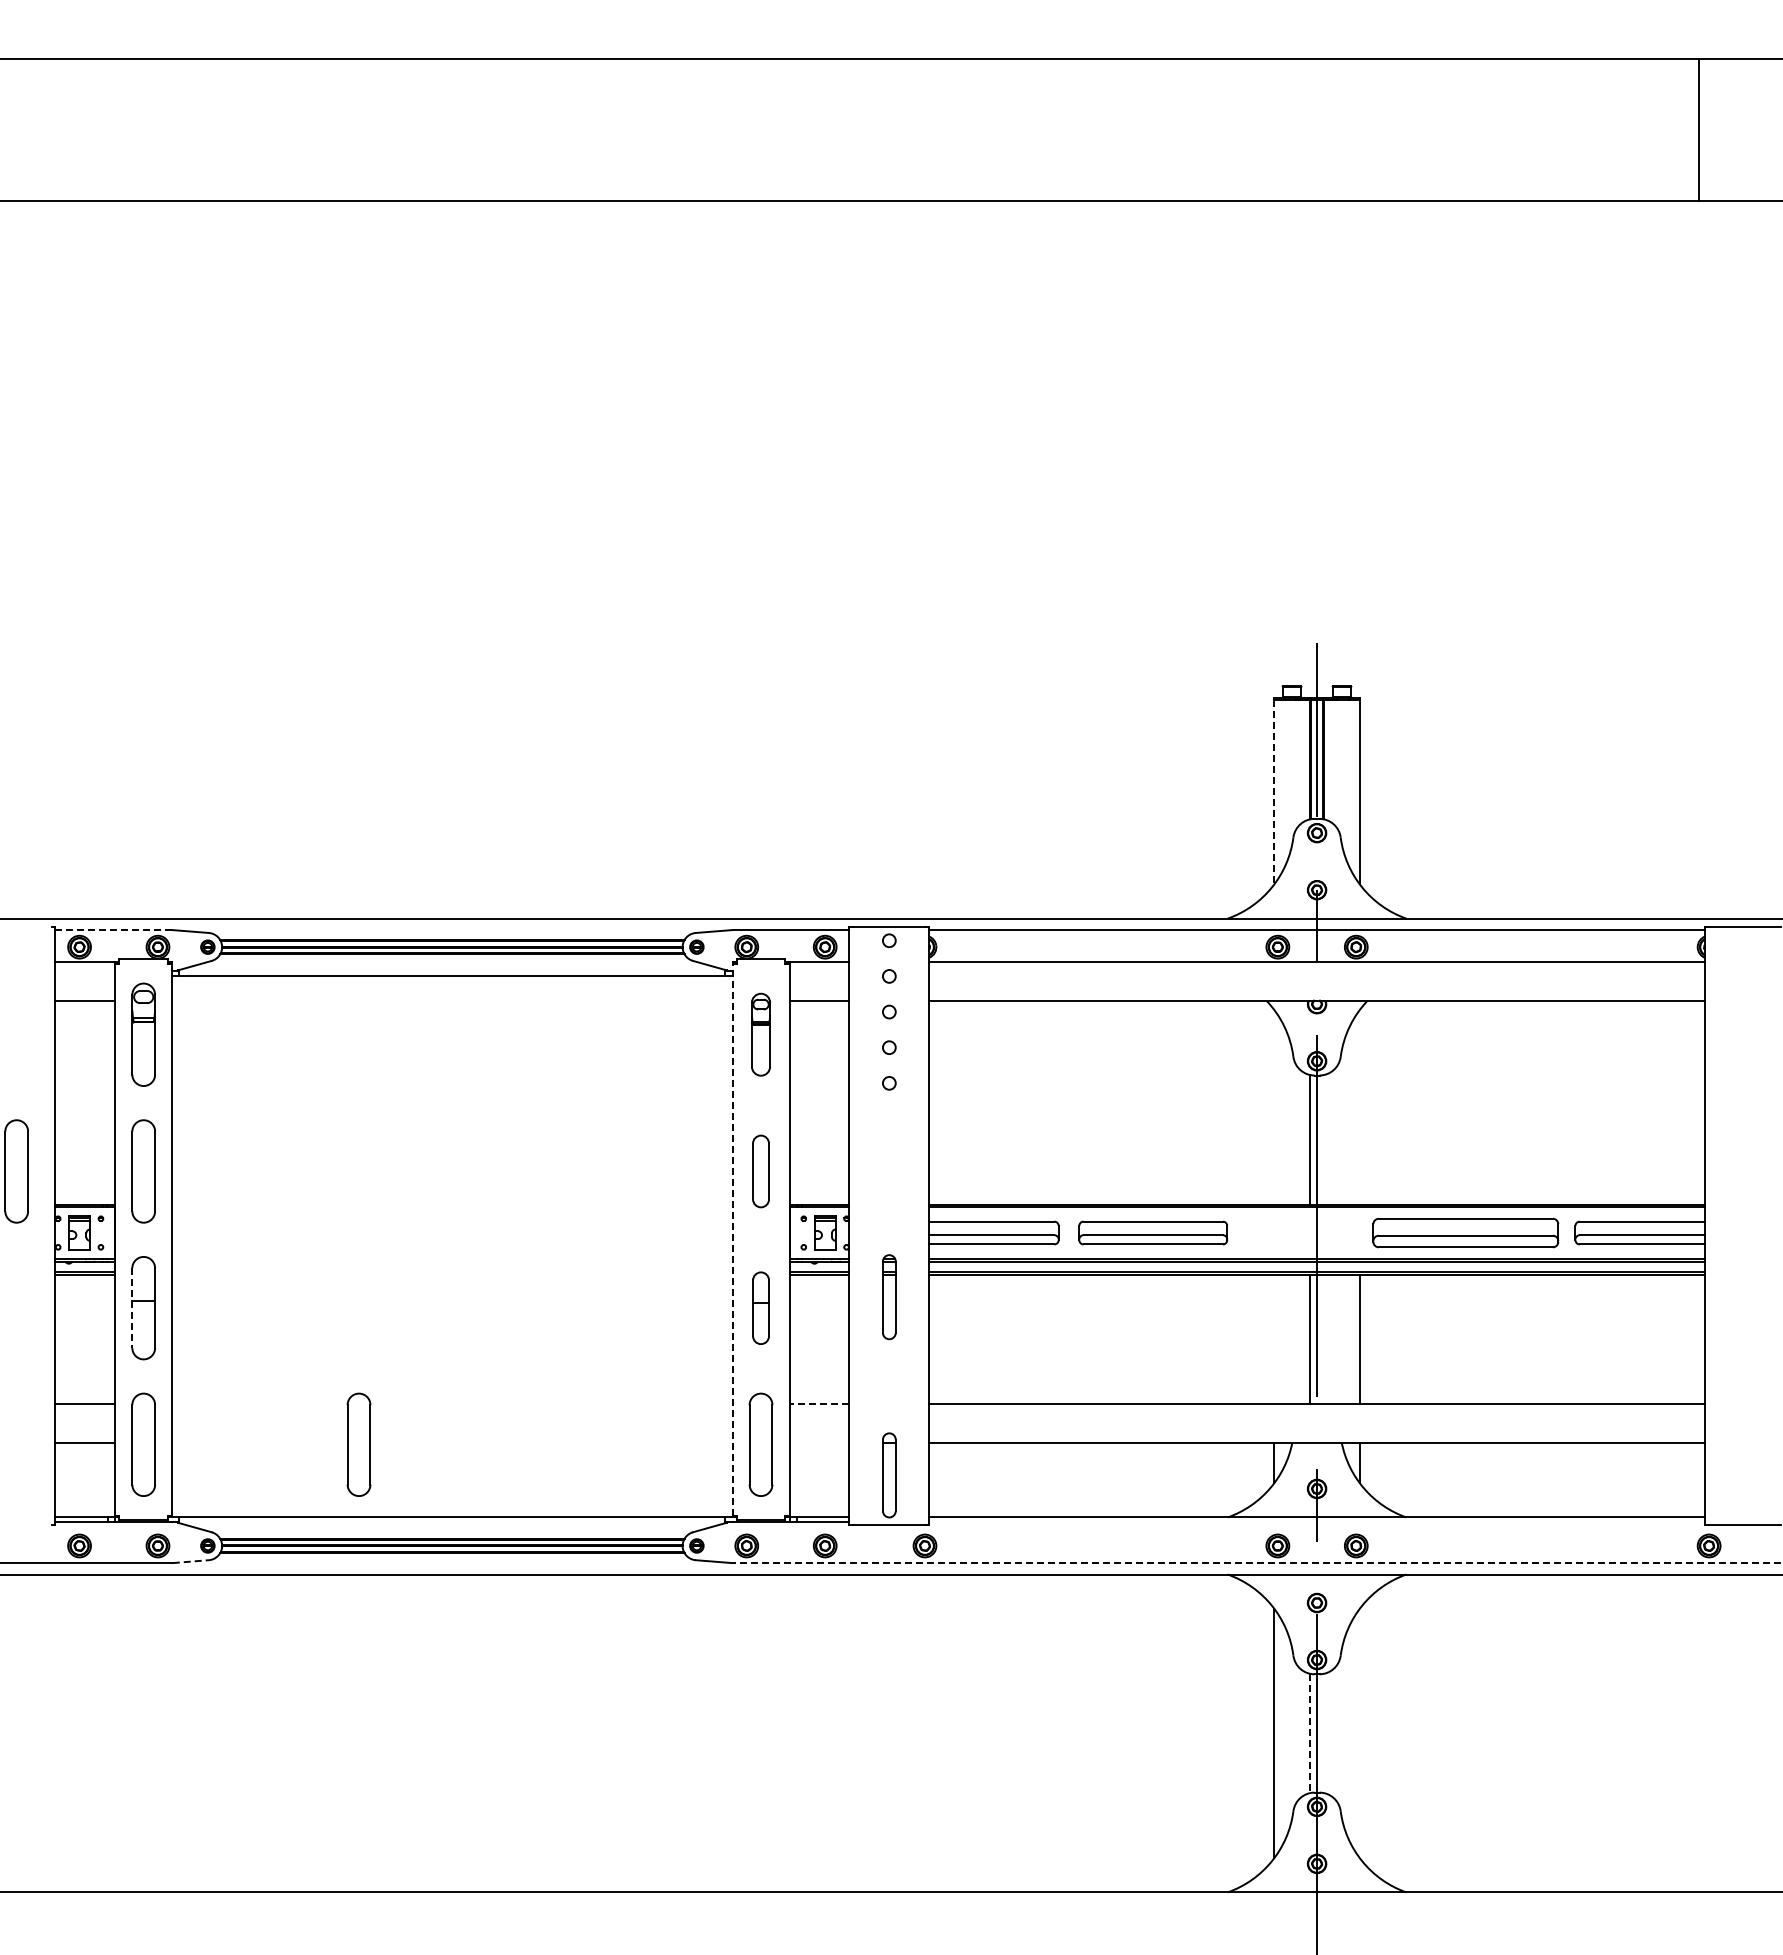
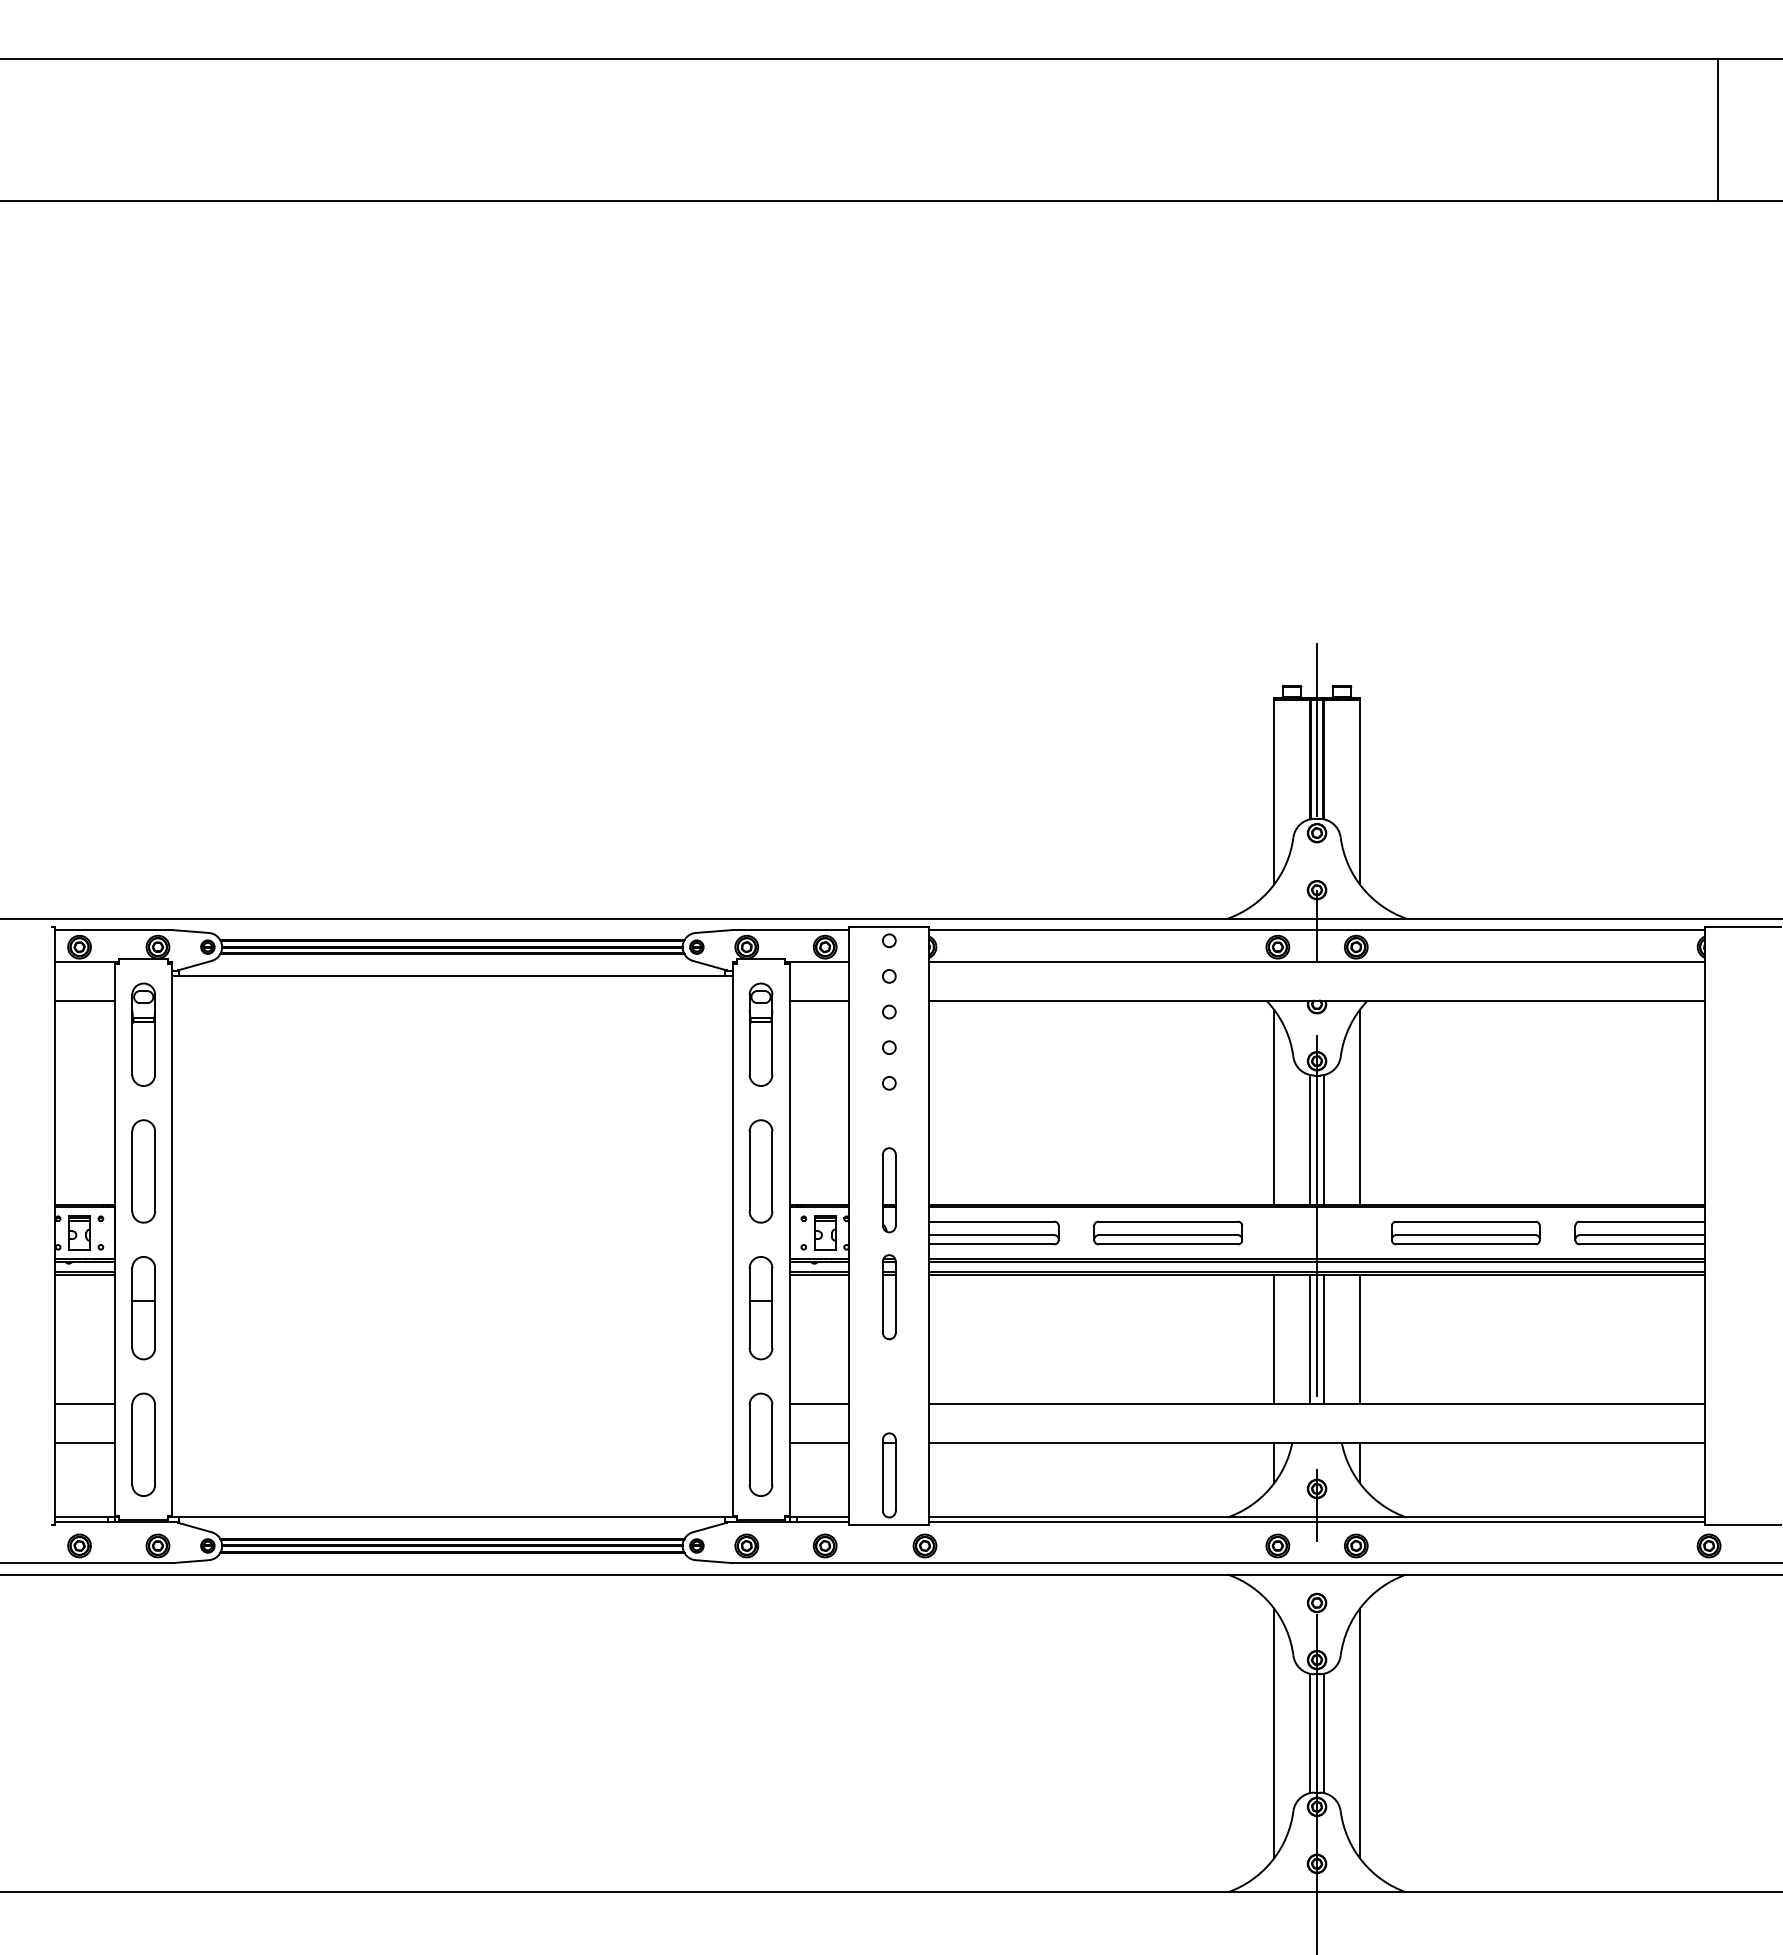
line position: (1699, 129) -> (1718, 129) (1718, 129)
line: dashed -> solid (1274, 792)
line: dashed -> solid (114, 930)
part size: 21x85 px -> 26x105 px (760, 1034)
line: none -> present (1274, 1106)
line: none -> present (1359, 1106)
line: none -> present (1324, 1139)
part: present -> none (16, 1171)
part size: 18x75 px -> 26x105 px (760, 1171)
part: none -> present (889, 1190)
part position: (1153, 1232) -> (1168, 1232) (1168, 1232)
part size: 188x32 px -> 150x26 px (1465, 1232)
line: dashed -> solid (732, 1239)
part size: 18x74 px -> 26x105 px (760, 1308)
line: dashed -> solid (132, 1308)
line: none -> present (1274, 1339)
line: none -> present (1324, 1339)
line: dashed -> solid (819, 1404)
line: none -> present (819, 1442)
part: present -> none (358, 1444)
line: none -> present (1316, 1521)
line: dashed -> solid (191, 1561)
line: dashed -> solid (1257, 1563)
line: dashed -> solid (1309, 1733)
line: none -> present (1324, 1733)
line: none -> present (1359, 1733)
